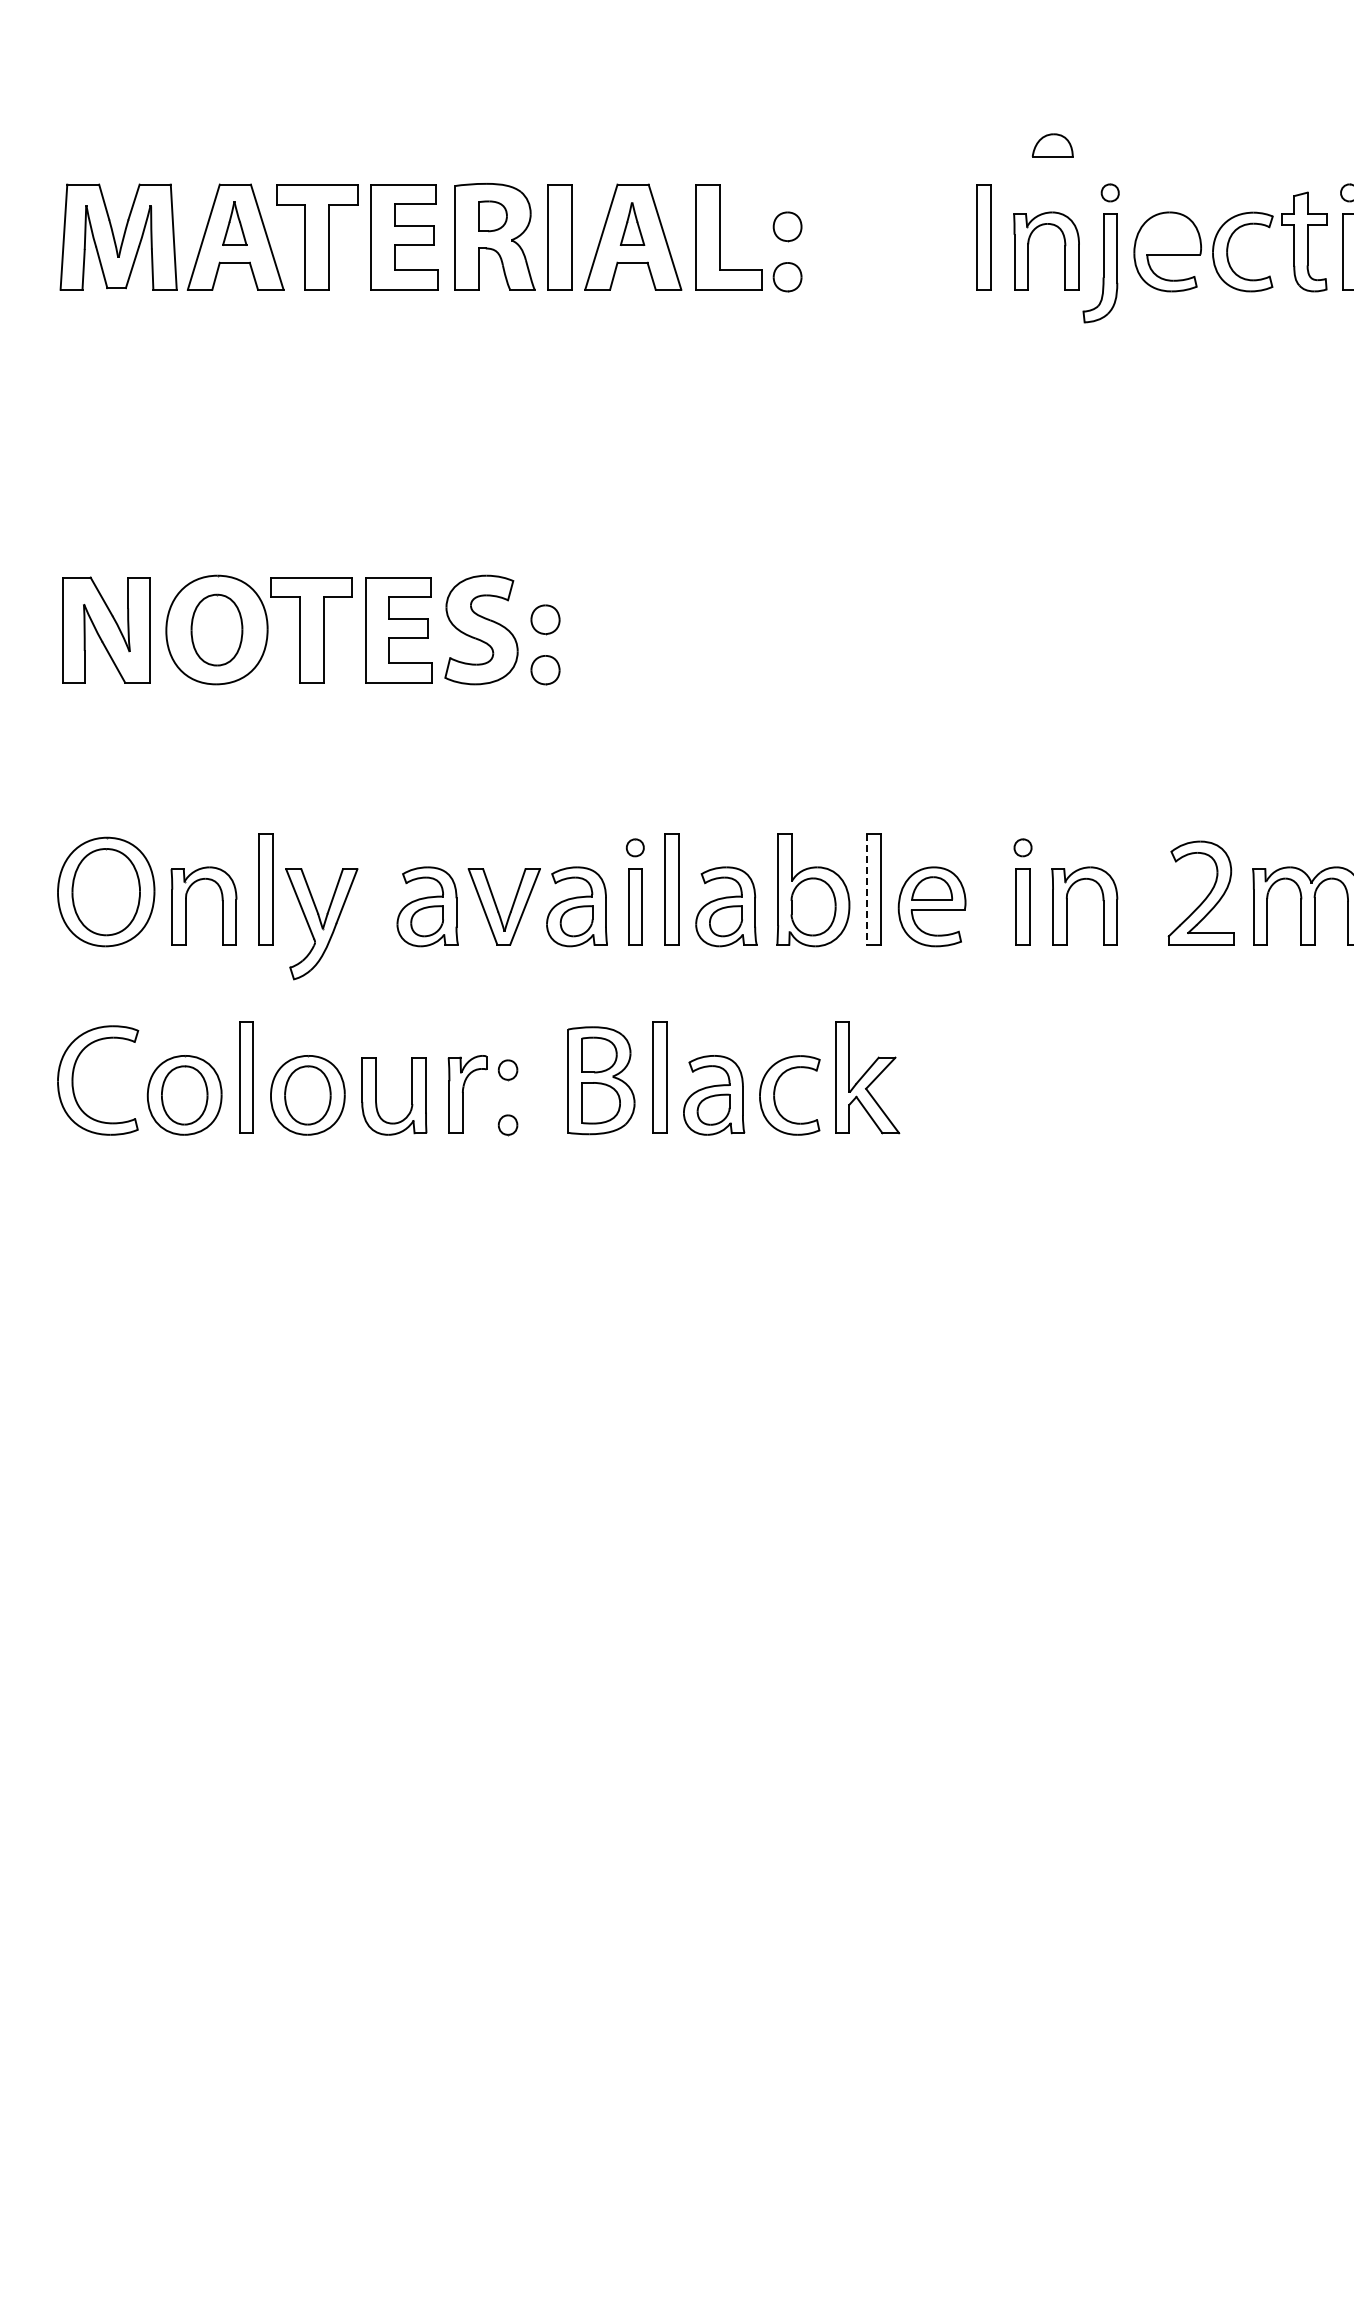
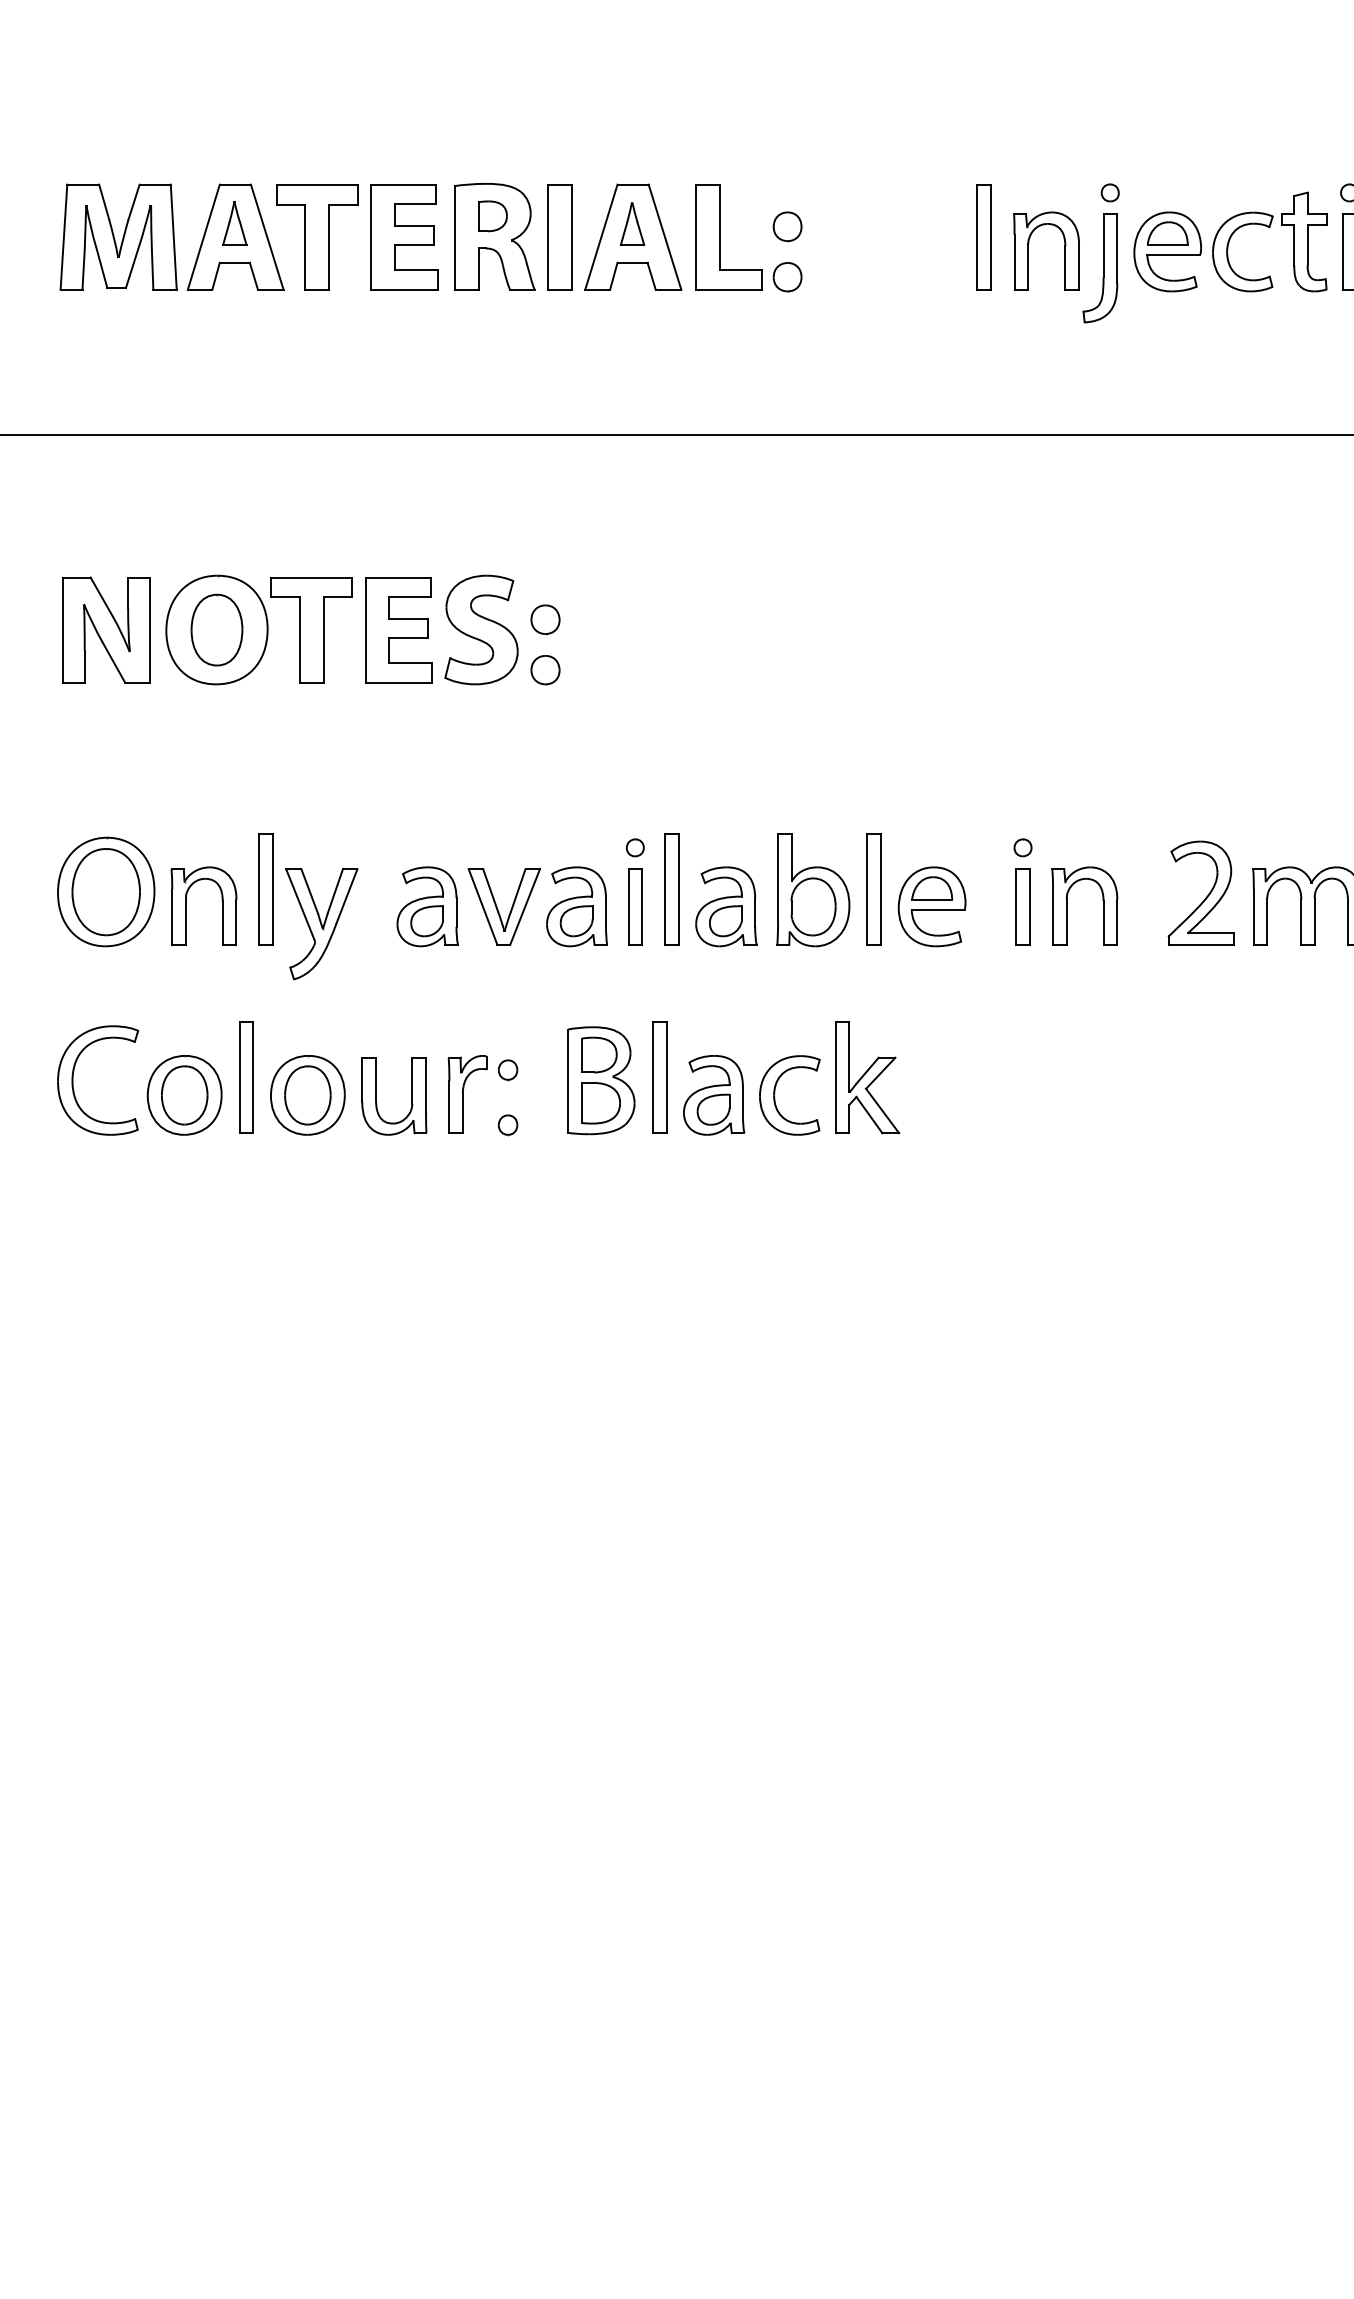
part position: (1052, 145) -> (1167, 233) (1167, 233)
line: none -> present (676, 435)
line: dashed -> solid (867, 889)
